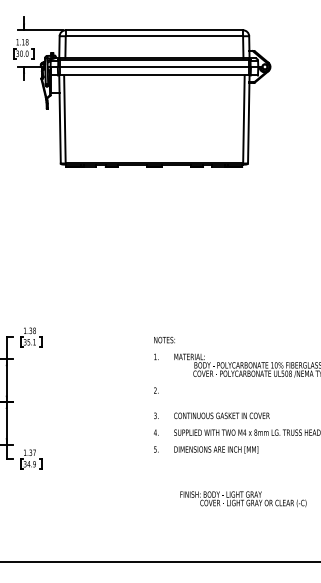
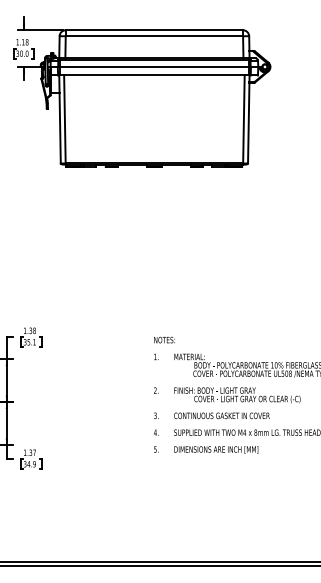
text position: (243, 499) -> (237, 395) (237, 395)
line: none -> present (159, 565)
